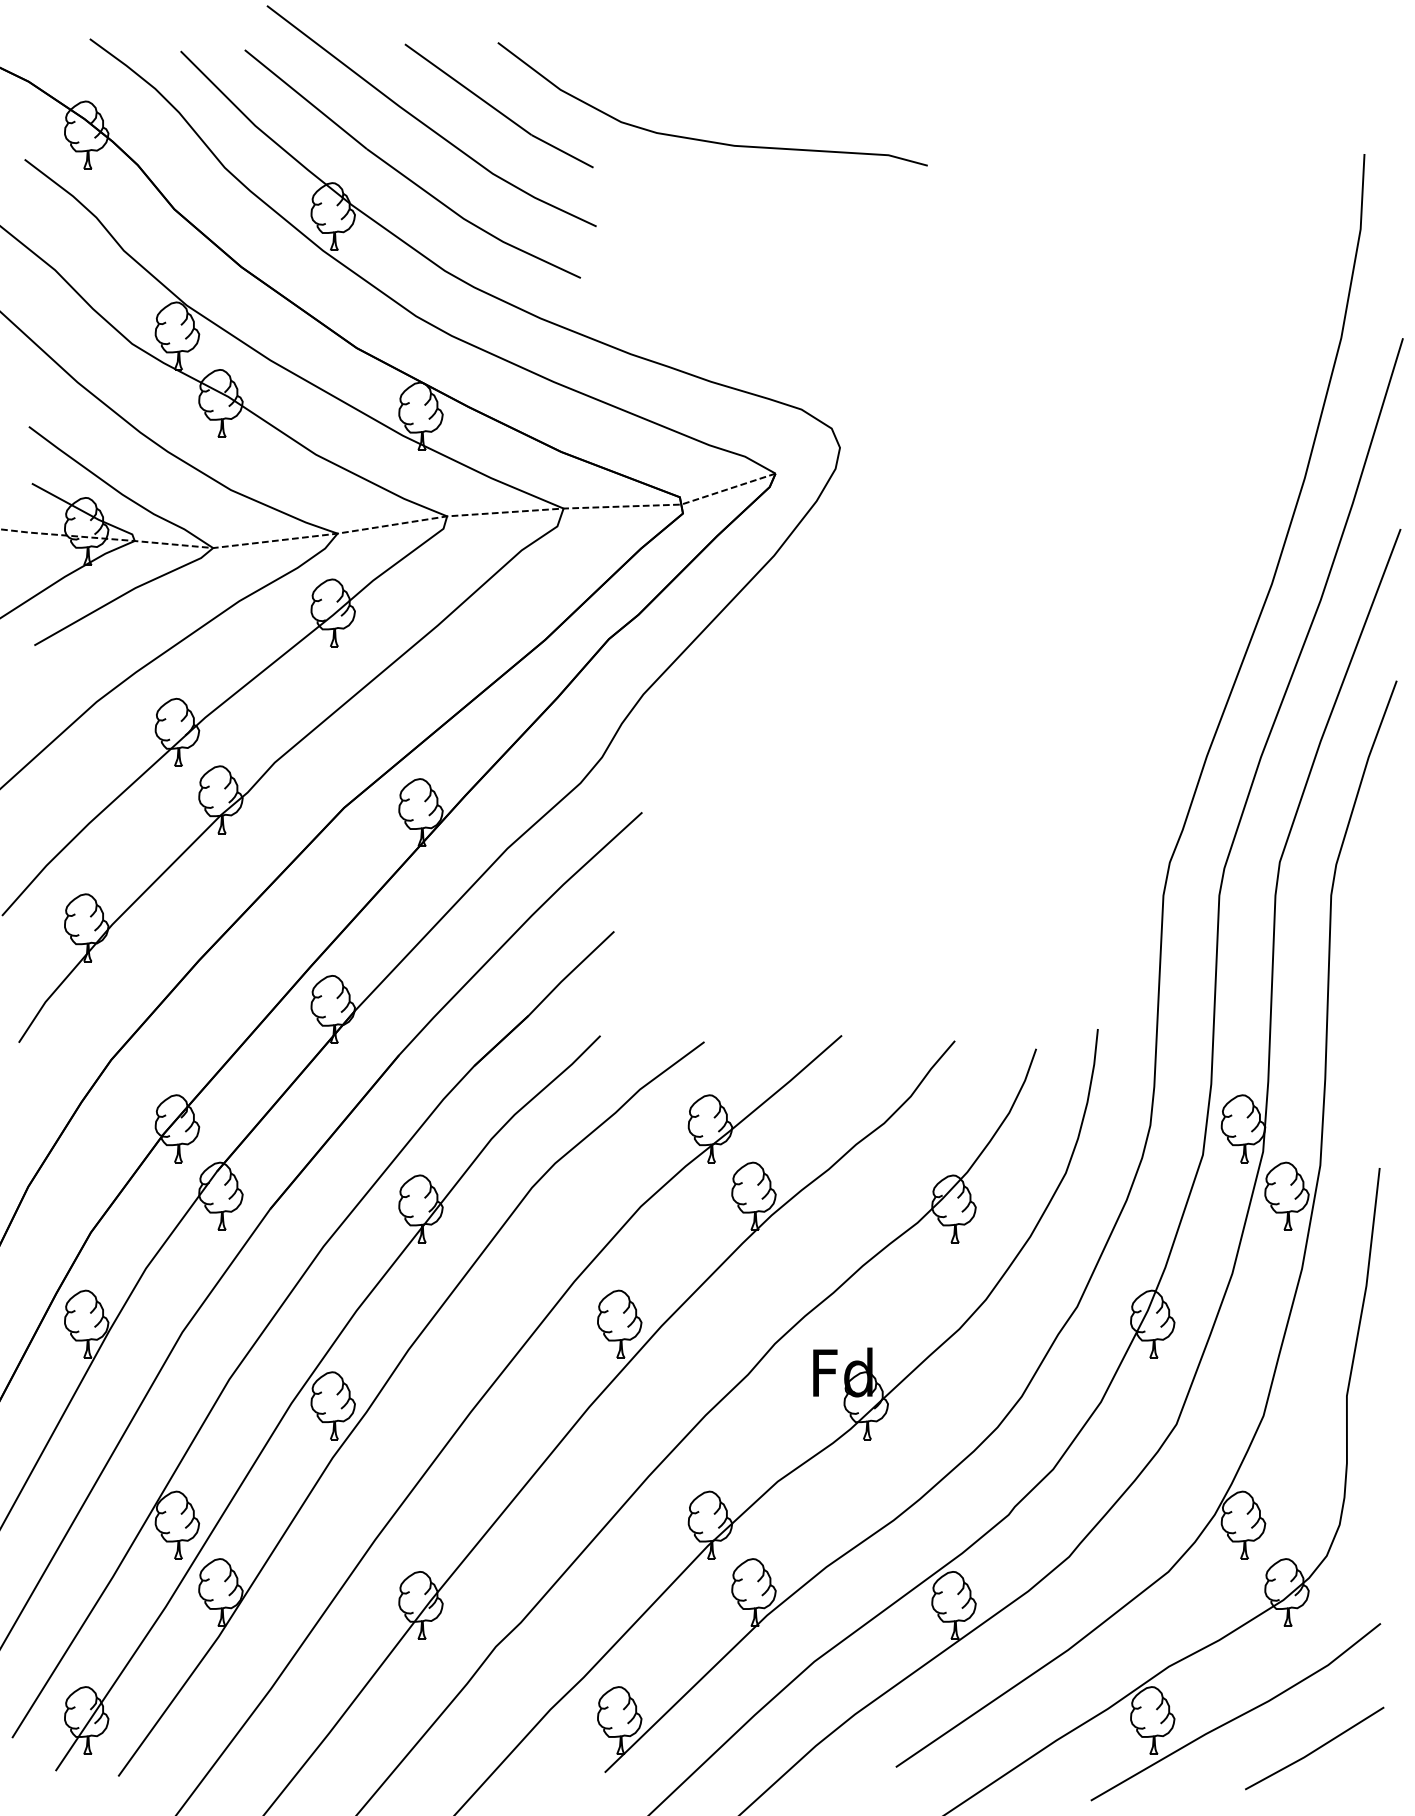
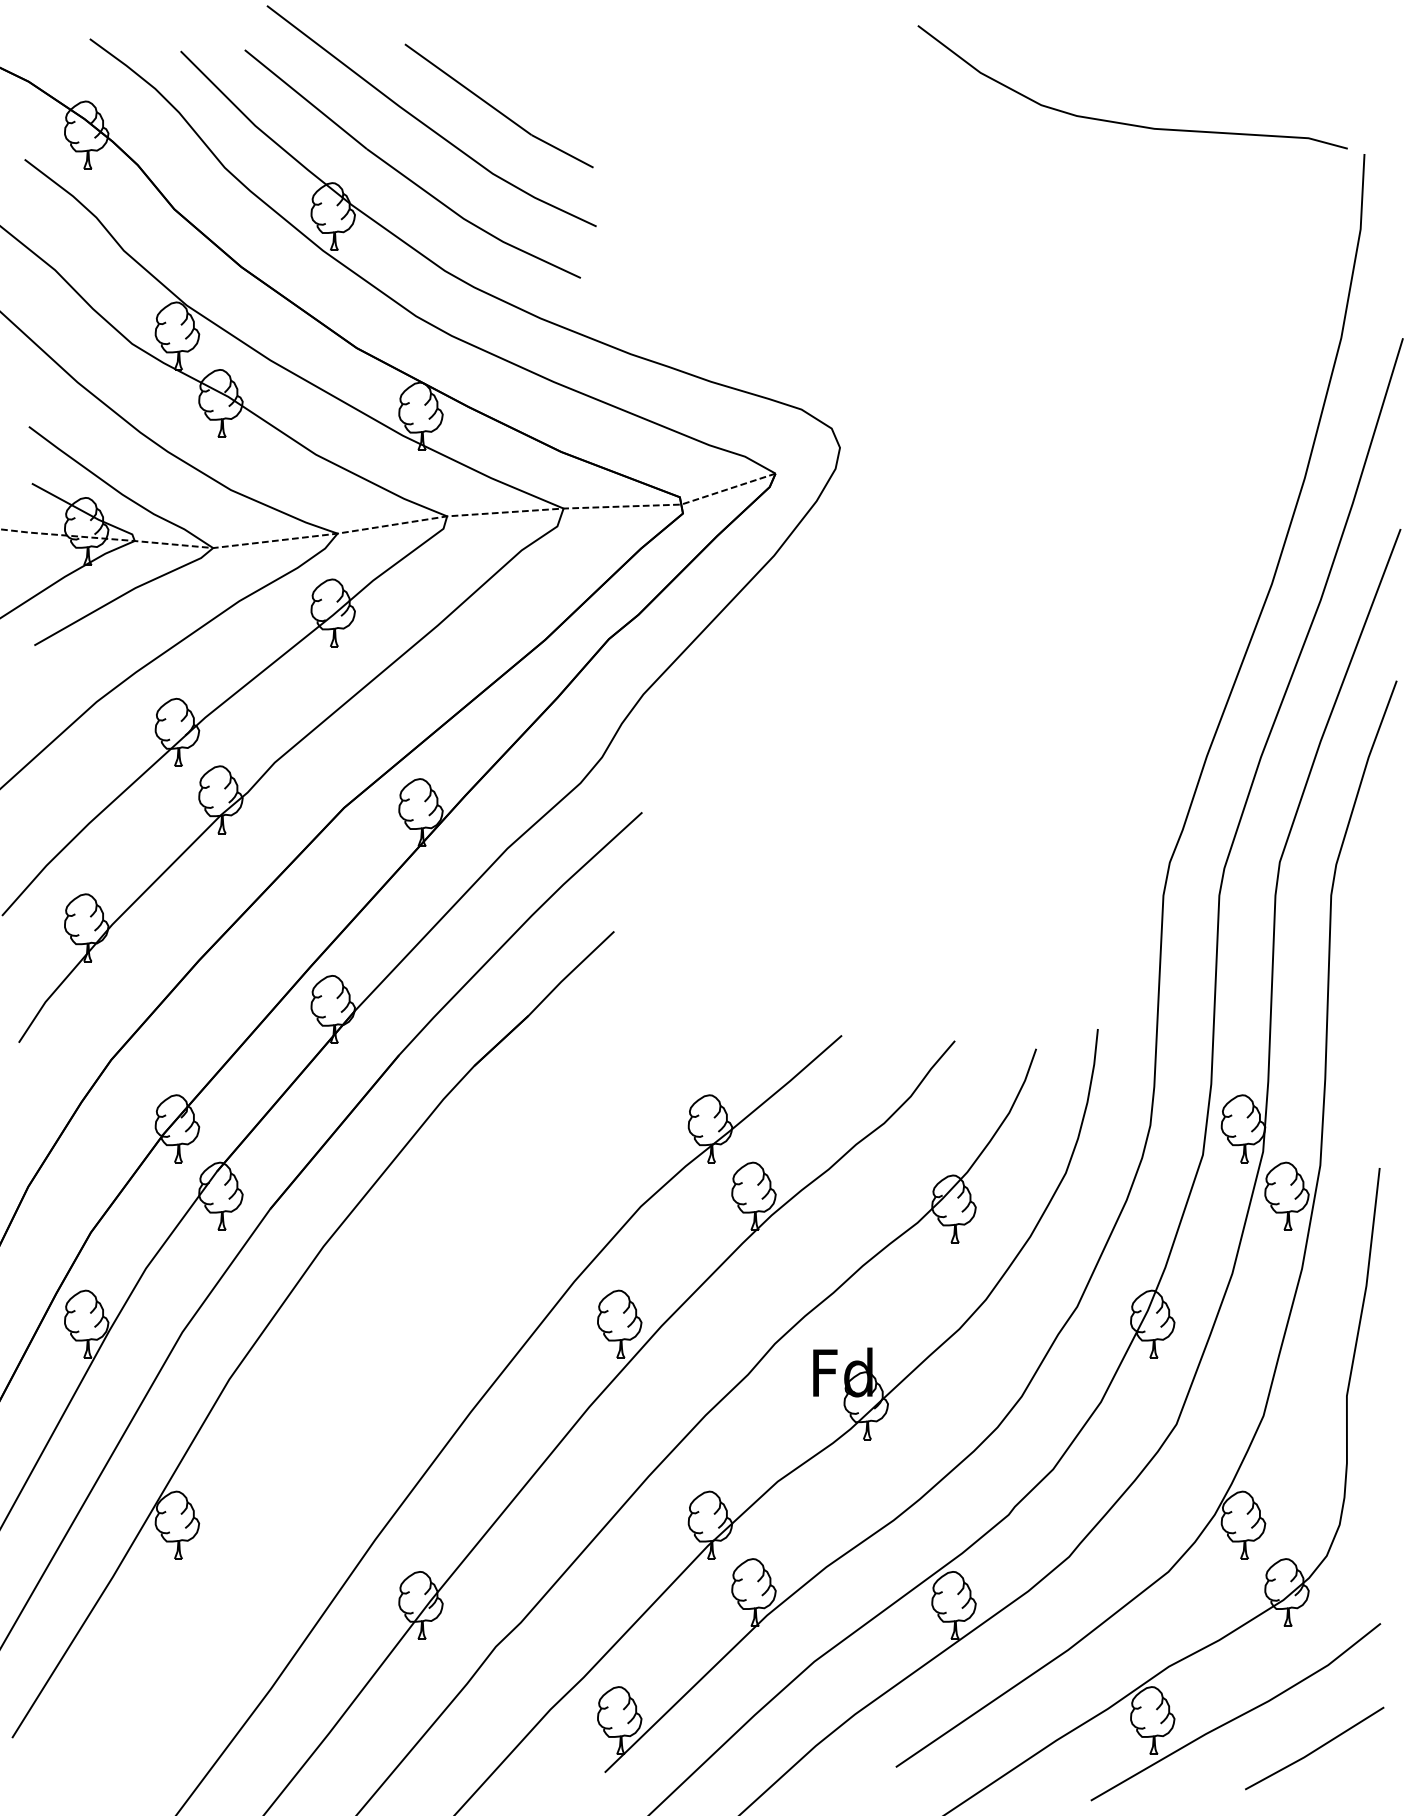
curve position: (709, 140) -> (1129, 123) (1129, 123)
part: present -> none (379, 1405)
